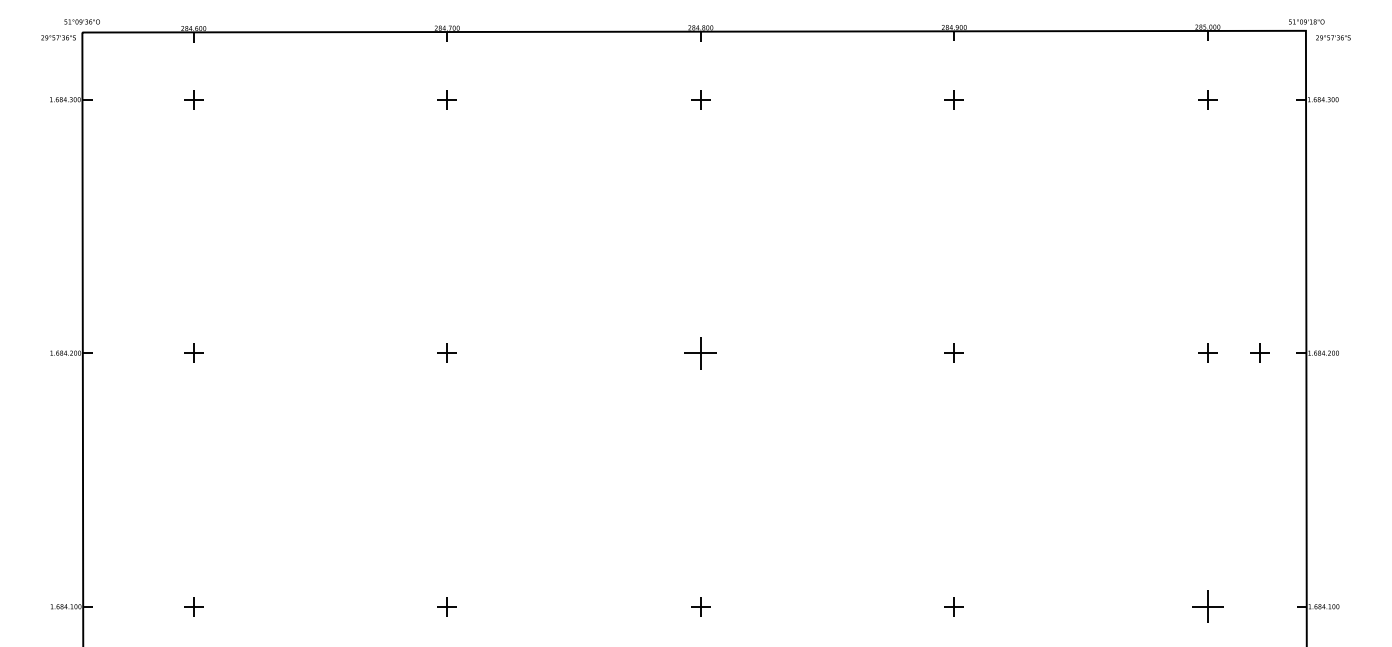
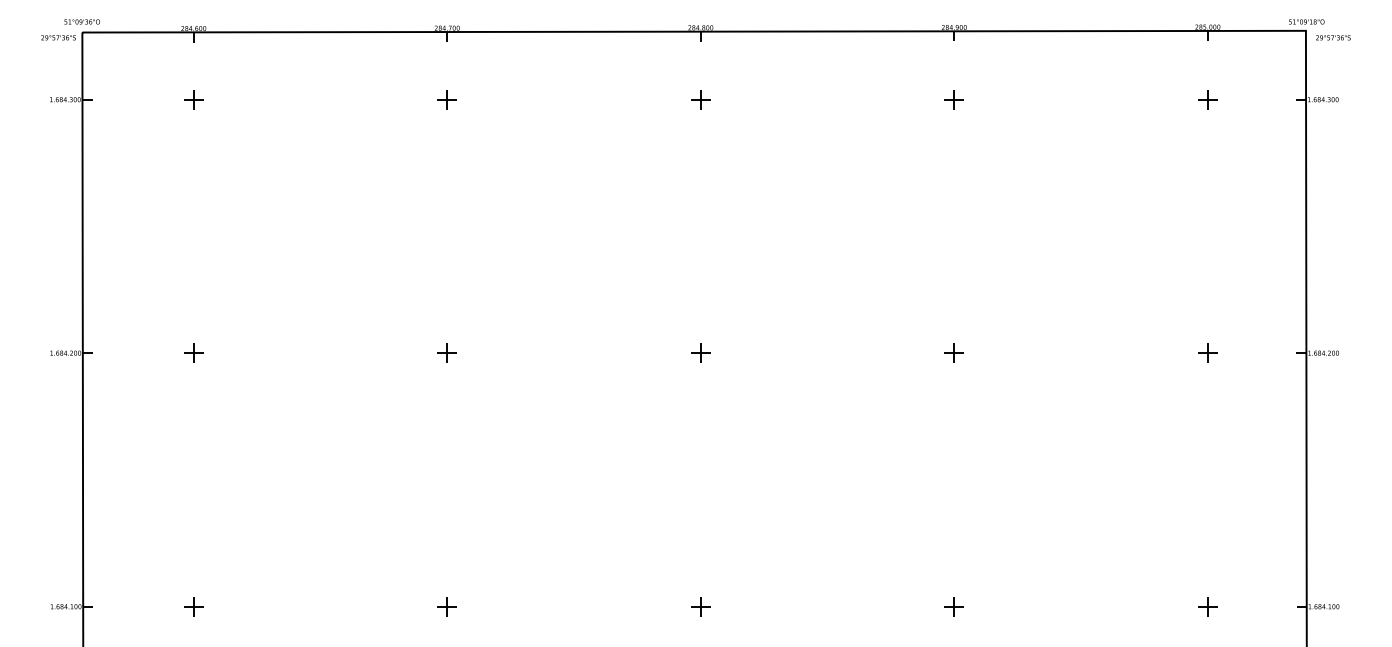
part: present -> none (1259, 352)
part size: 33x33 px -> 20x20 px (700, 352)
part size: 32x33 px -> 20x20 px (1207, 606)
